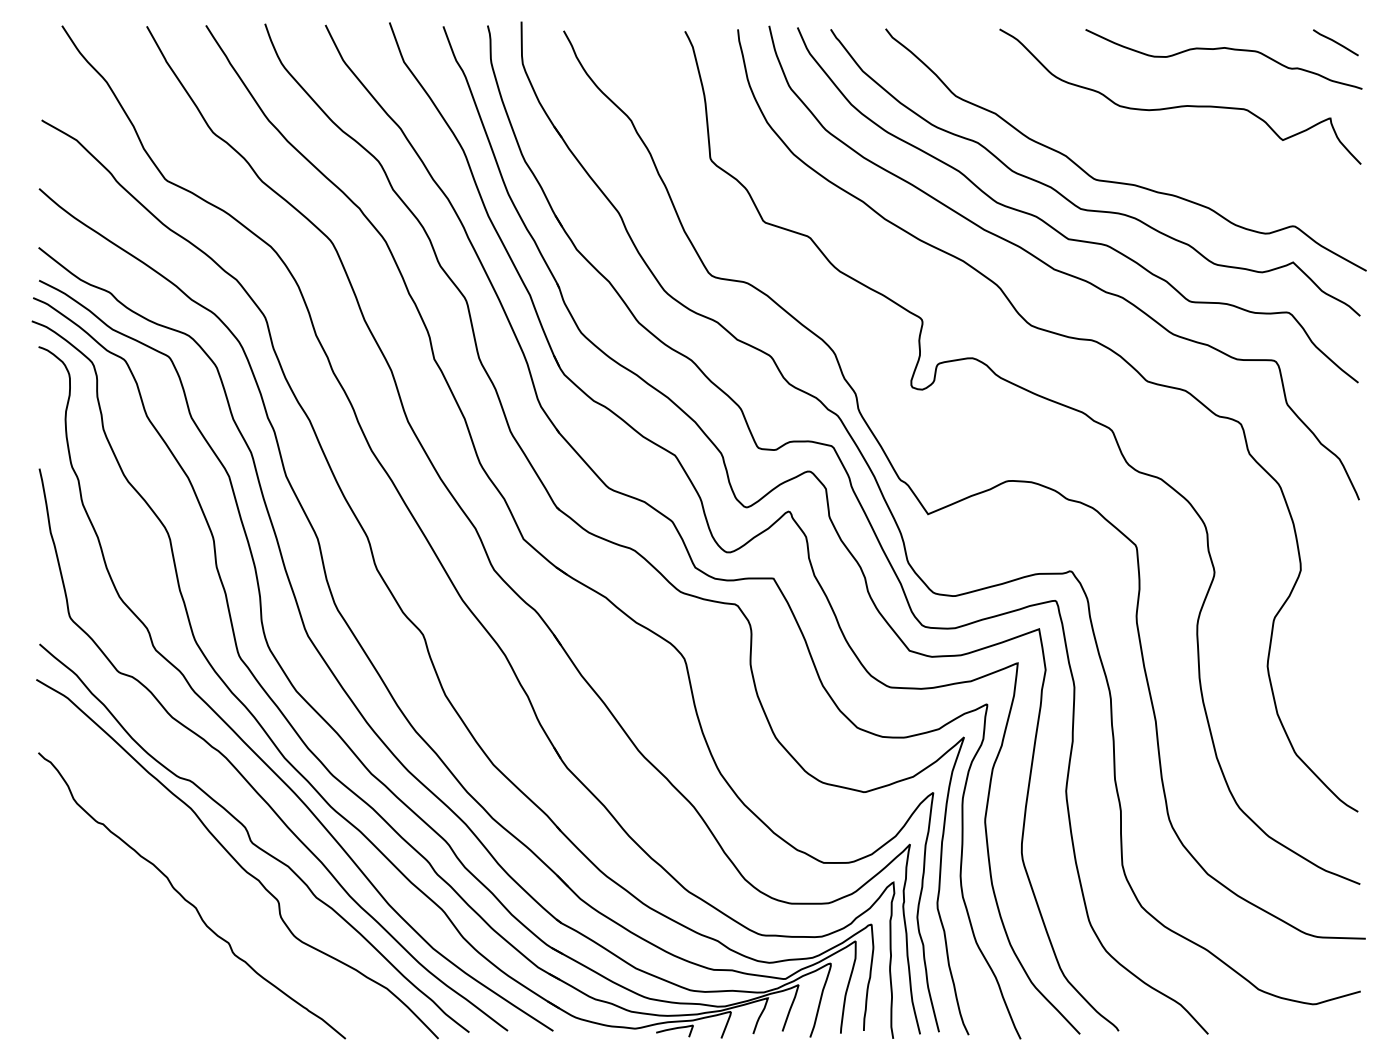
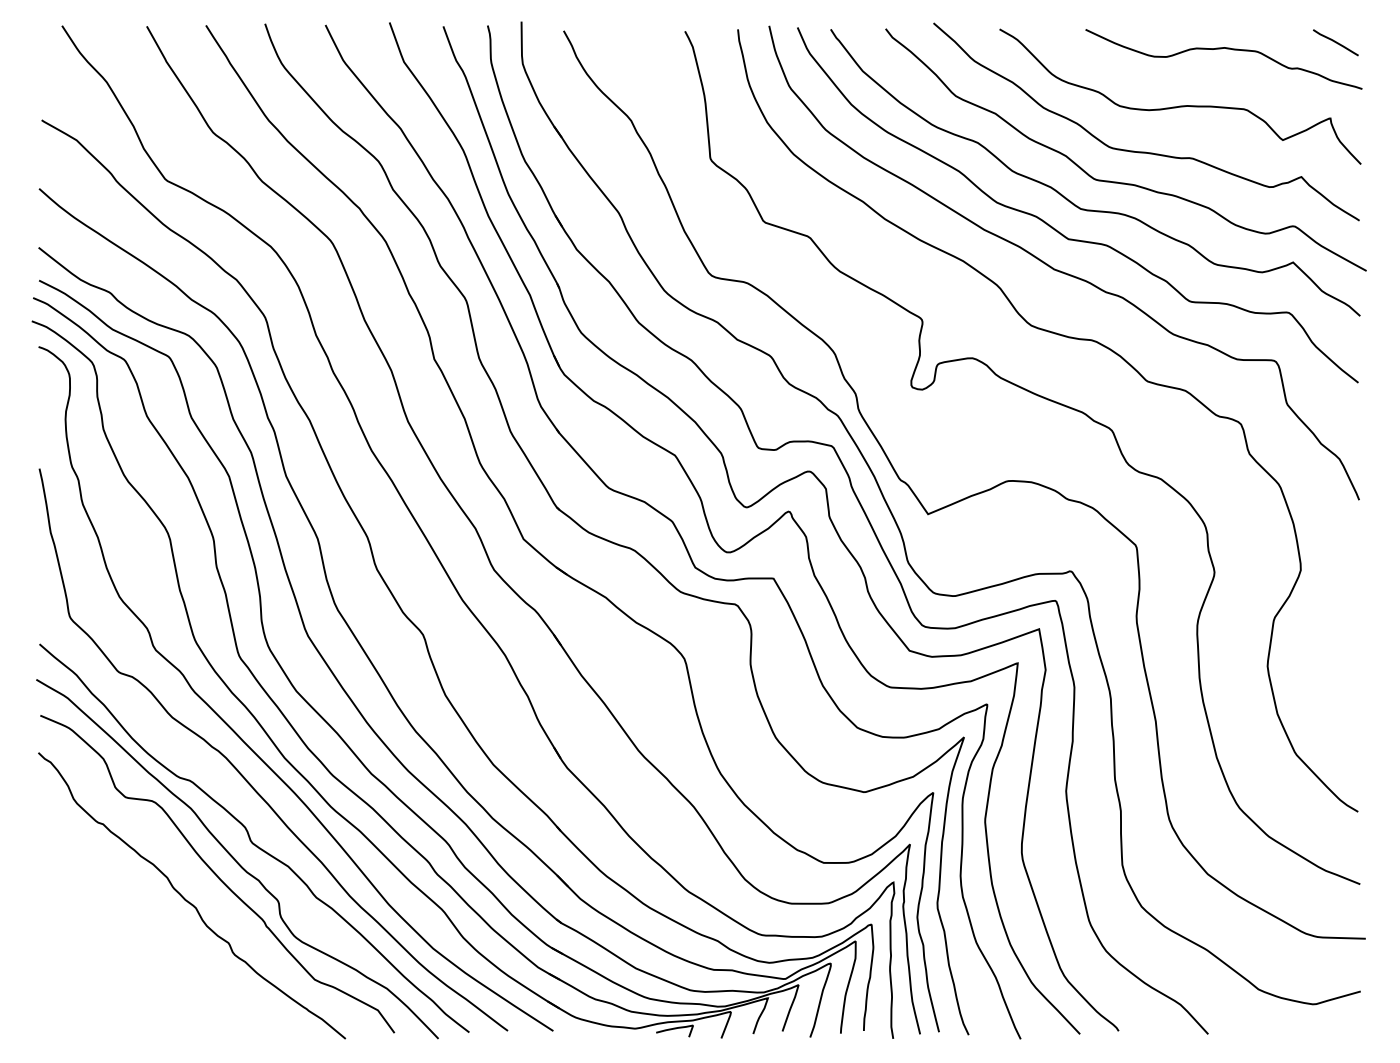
curve: none -> present (1145, 151)
curve: none -> present (217, 874)
